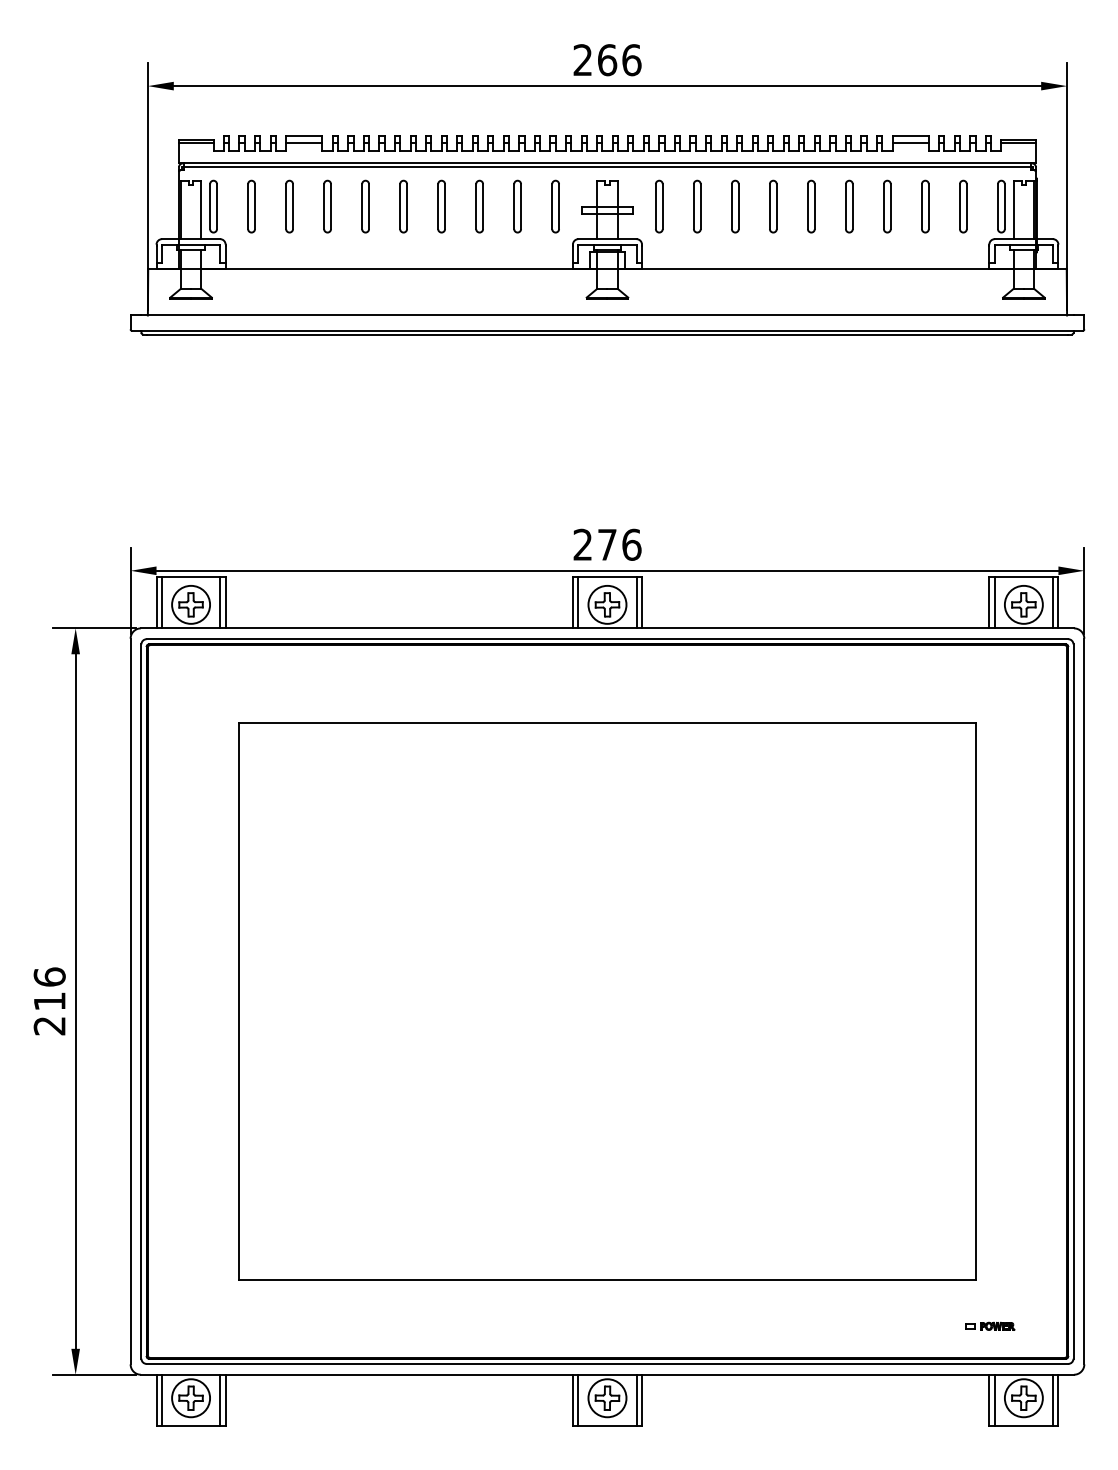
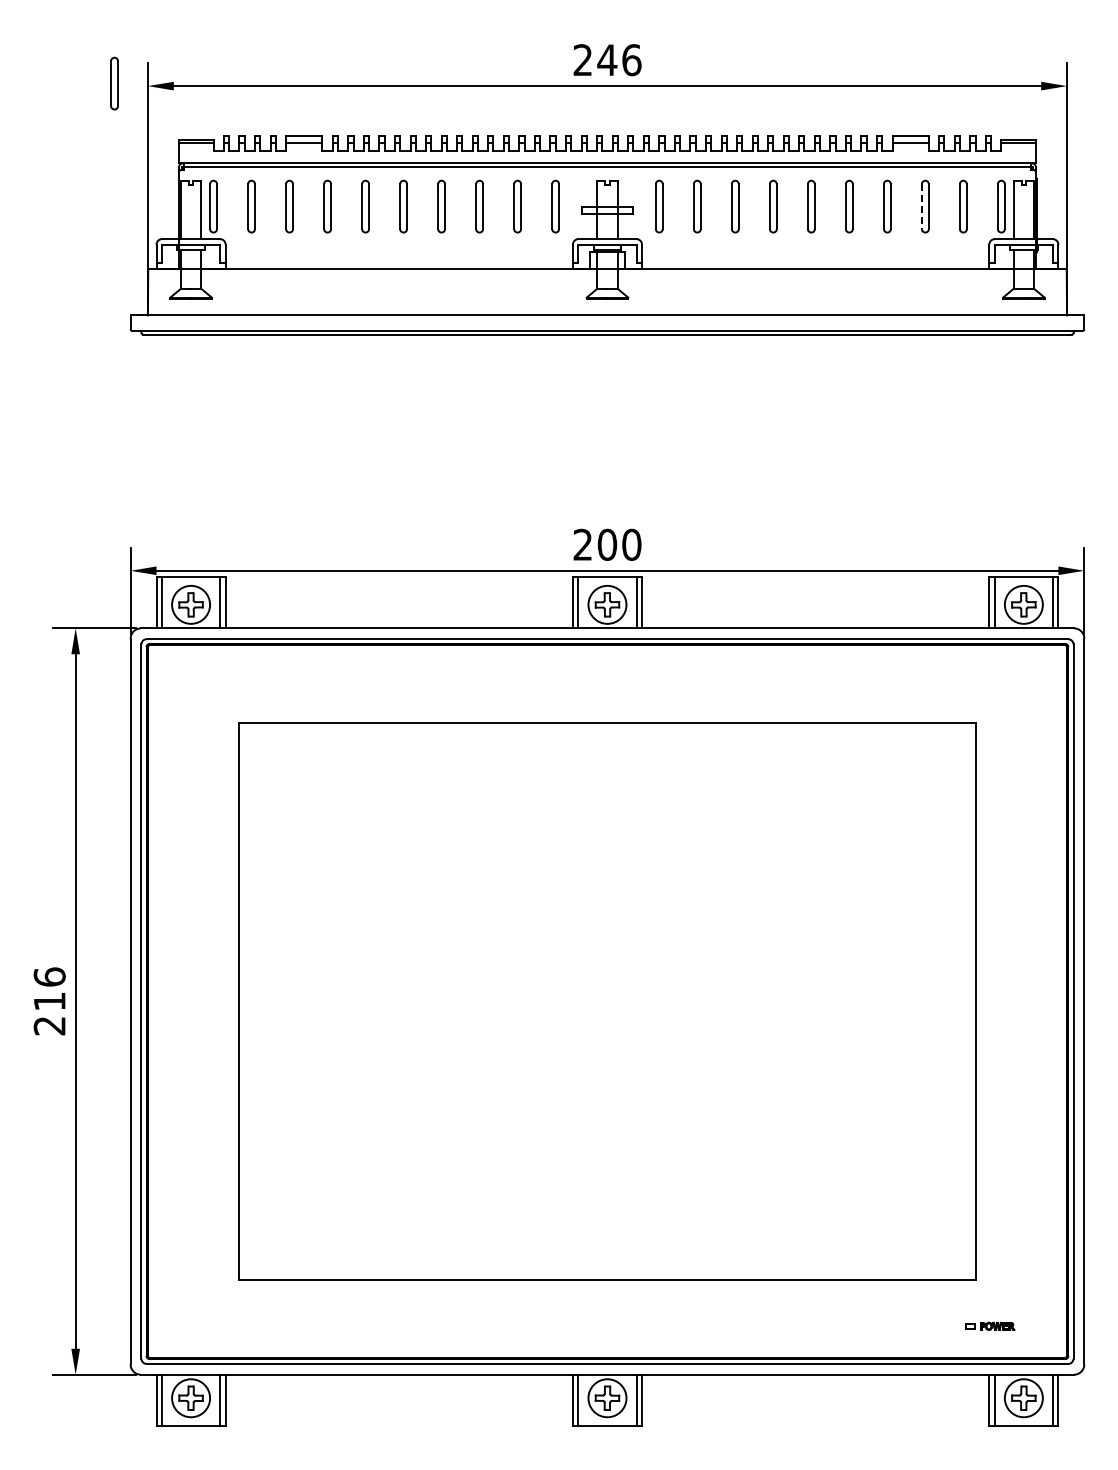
text: 266 -> 246 (607, 60)
part: none -> present (114, 83)
line: solid -> dashed (921, 207)
text: 276 -> 200 (619, 544)
